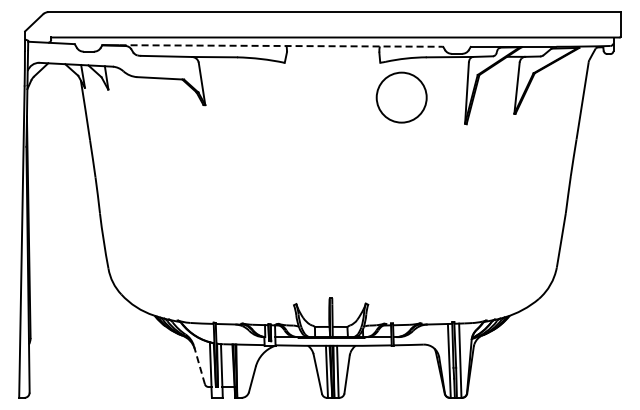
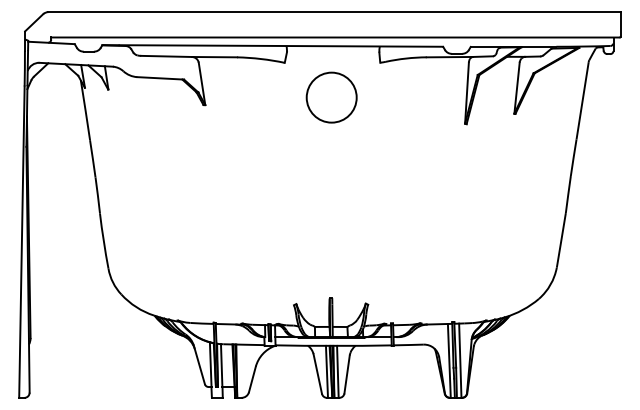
line: dashed -> solid (281, 45)
circle position: (401, 97) -> (331, 97) (331, 97)
line: dashed -> solid (199, 364)
